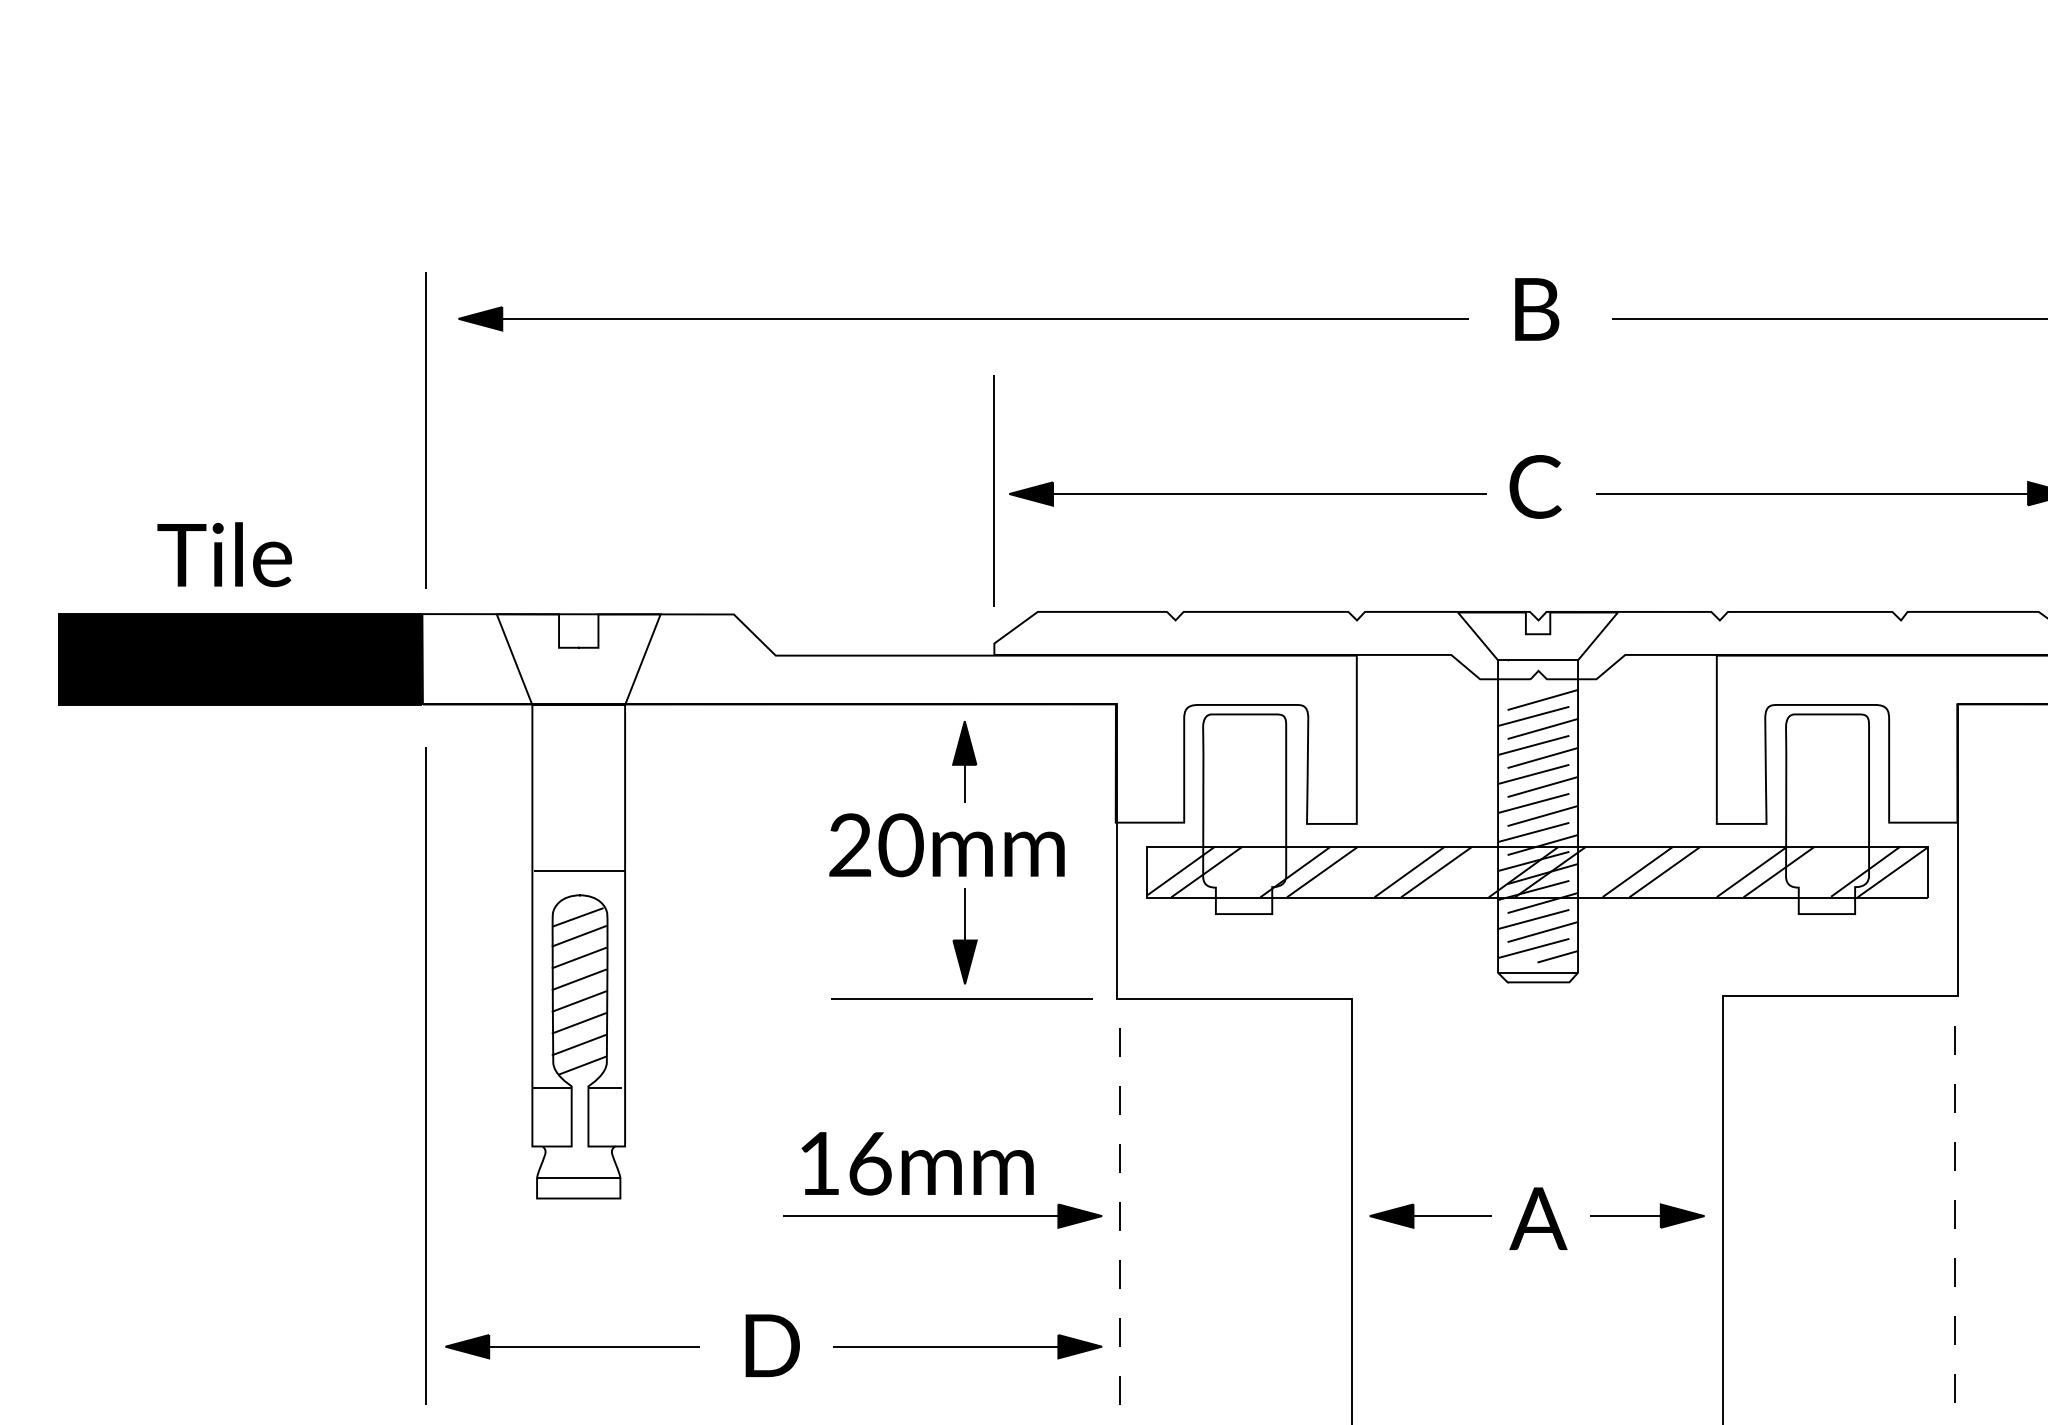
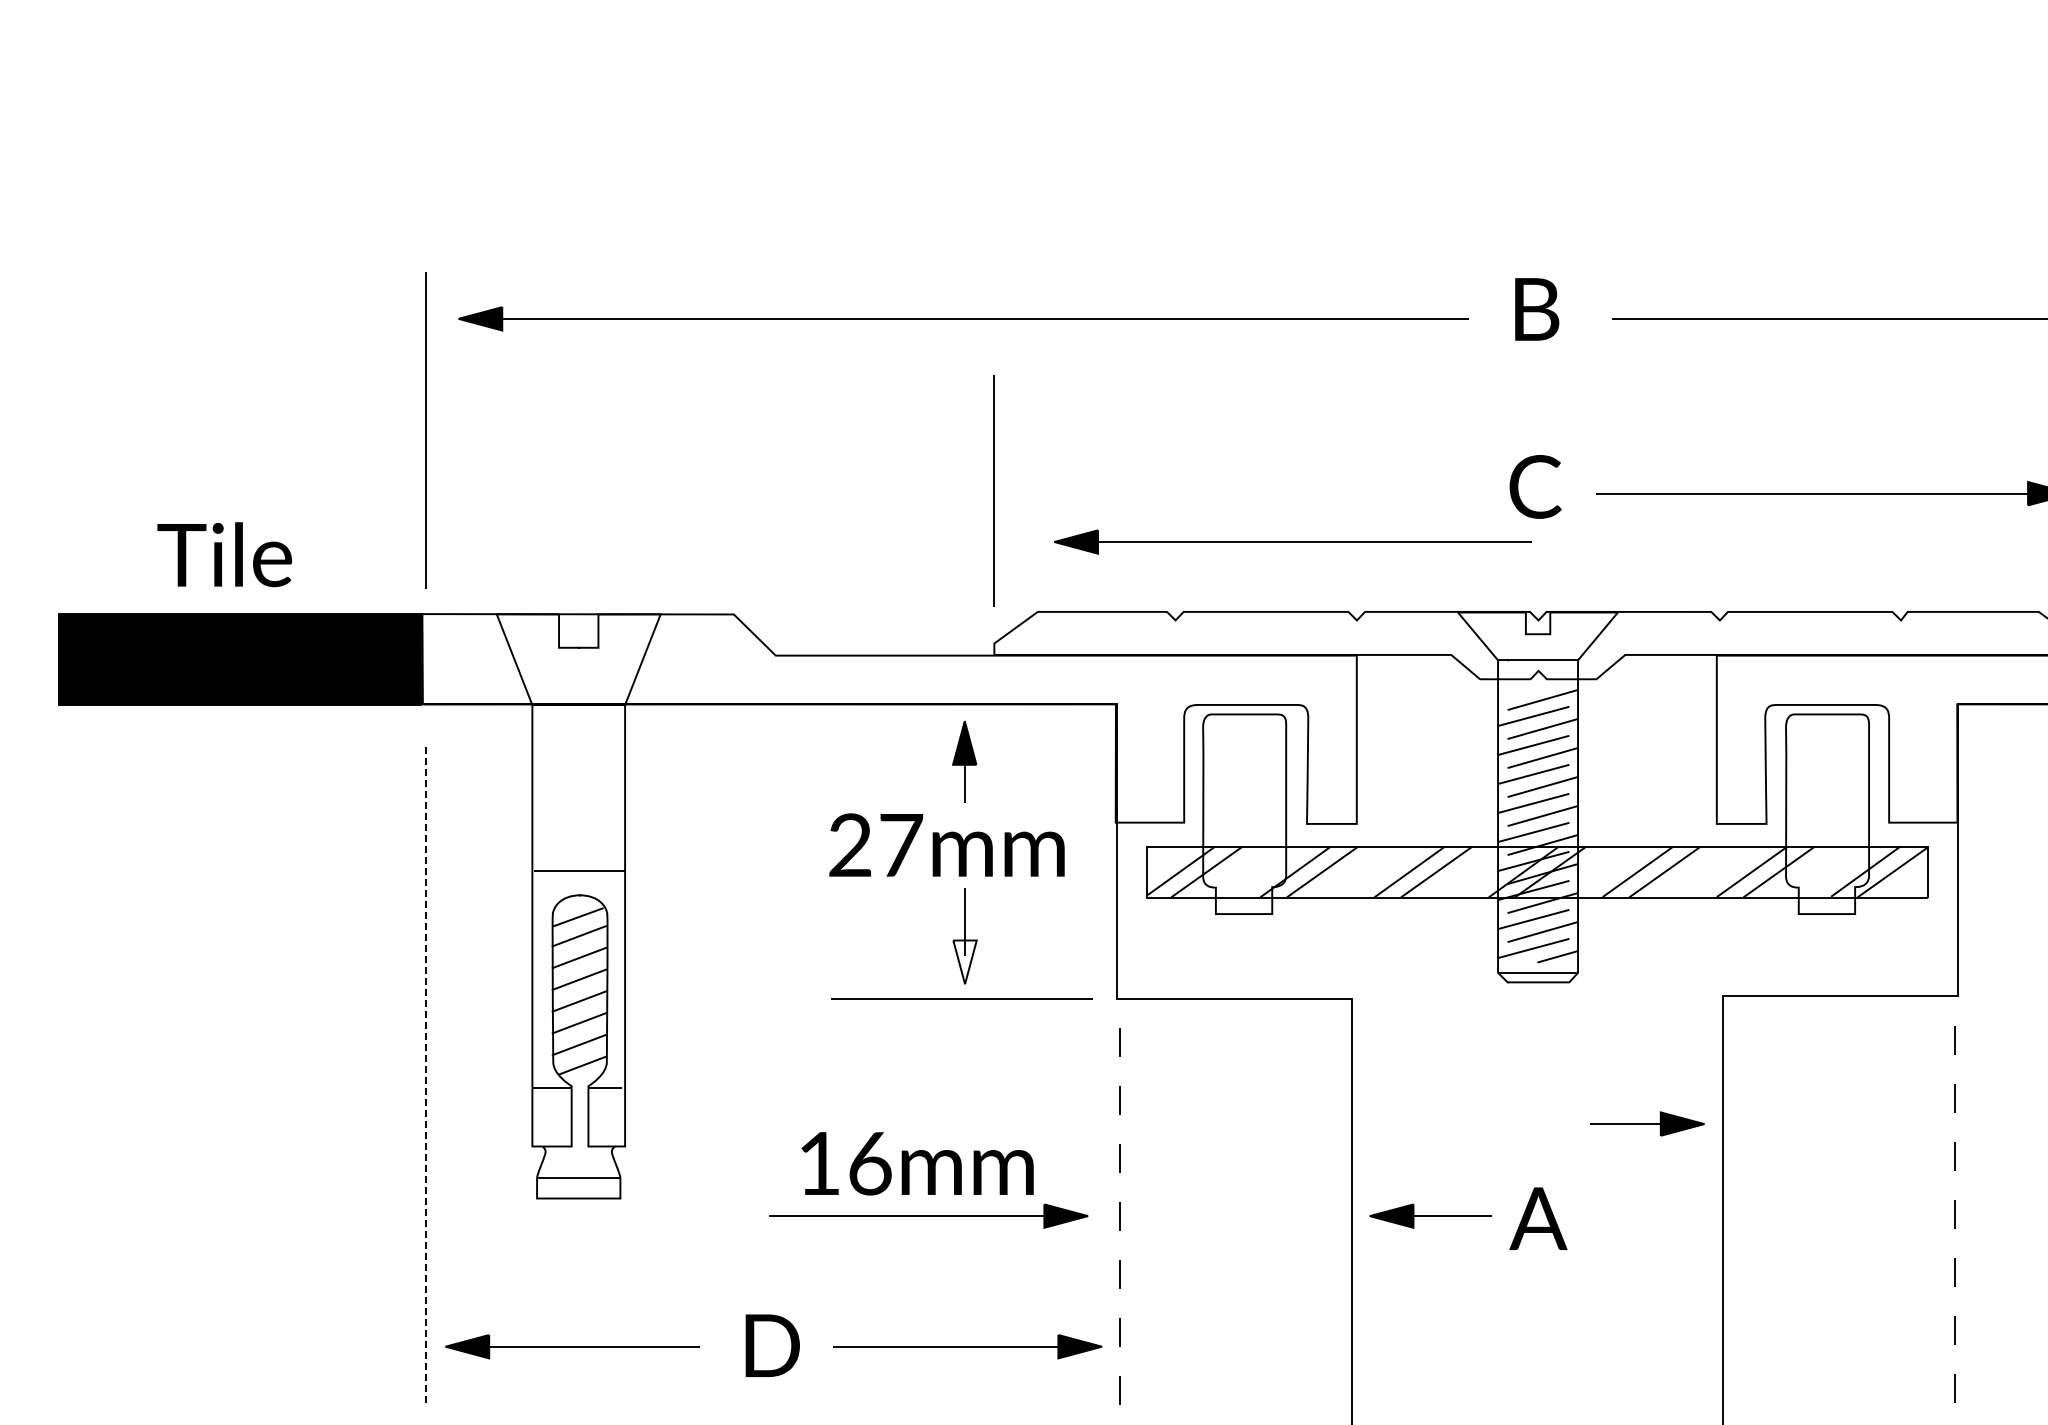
part position: (1247, 493) -> (1292, 541) (1292, 541)
text: 20mm -> 27mm (900, 845)
fill: present -> none (964, 962)
line: solid -> dashed (425, 1076)
part position: (942, 1215) -> (928, 1215) (928, 1215)
part position: (1647, 1215) -> (1647, 1123) (1647, 1123)
